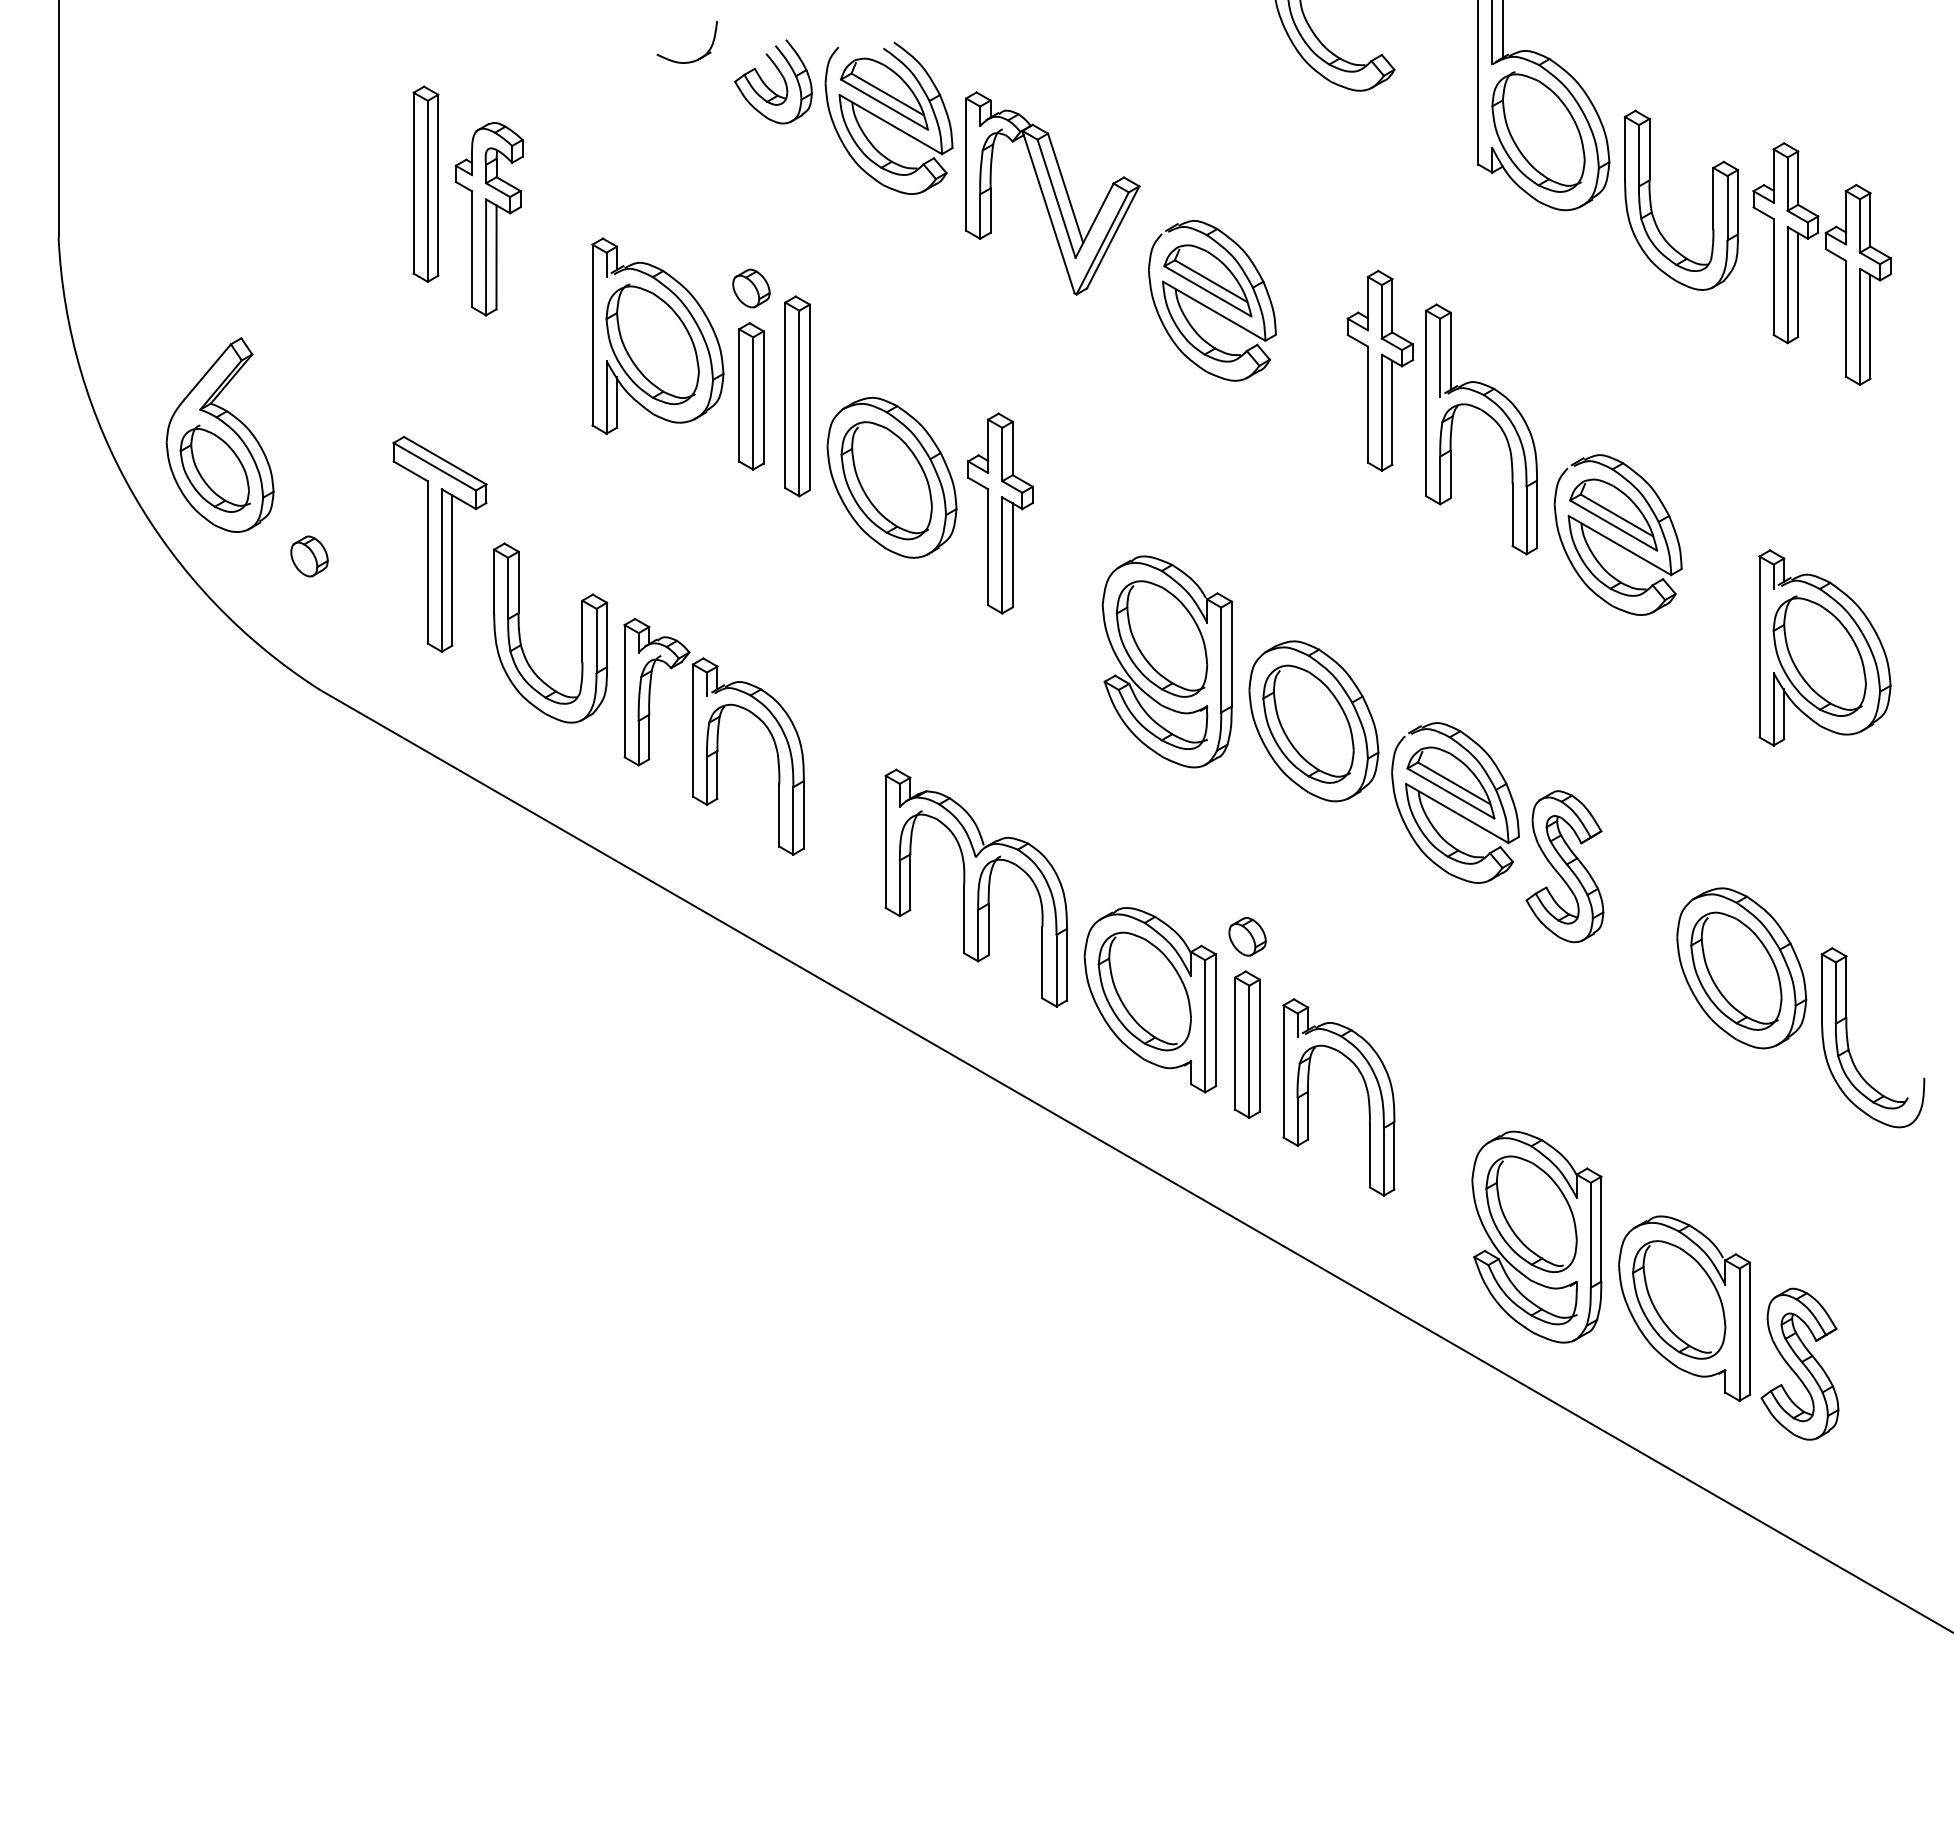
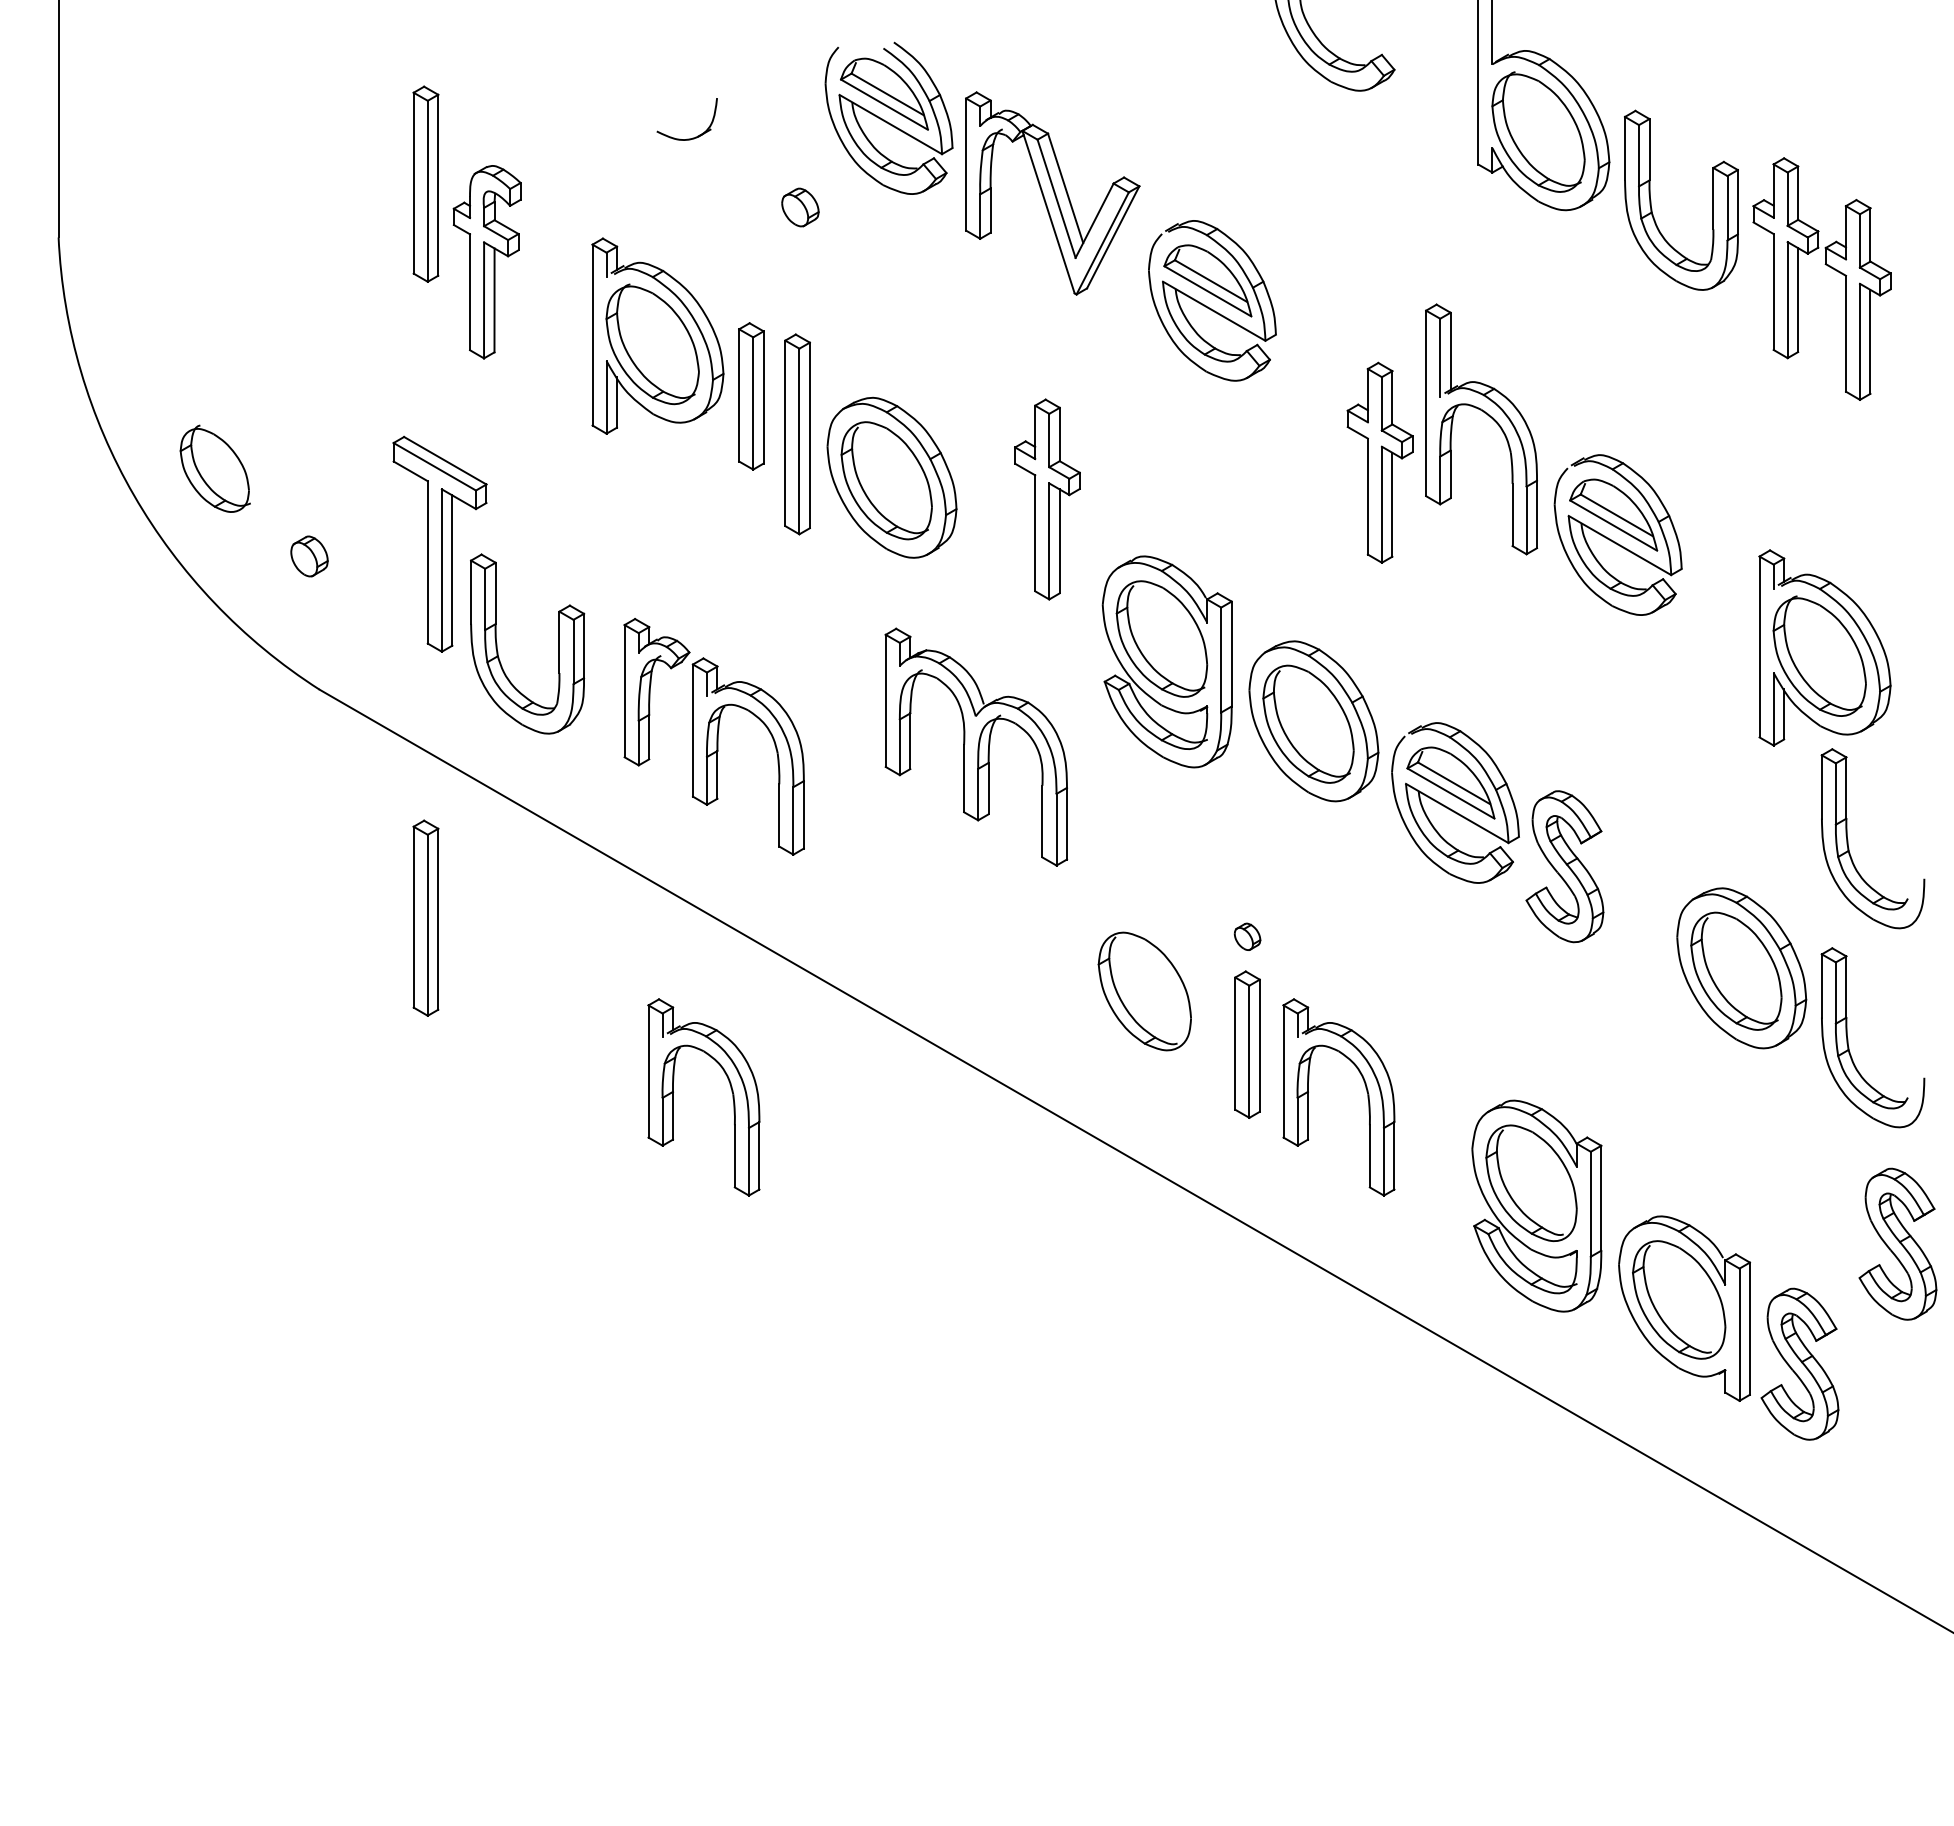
line: present -> none (1502, 29)
part position: (692, 60) -> (692, 137) (692, 137)
part: present -> none (768, 86)
part position: (488, 219) -> (486, 262) (486, 262)
part position: (1827, 251) -> (1827, 266) (1827, 266)
part position: (751, 288) -> (800, 207) (800, 207)
part position: (1379, 370) -> (1379, 462) (1379, 462)
part position: (797, 396) -> (797, 434) (797, 434)
part: present -> none (219, 434)
part position: (1000, 513) -> (1047, 499) (1047, 499)
part position: (520, 632) -> (497, 643) (497, 643)
part: none -> present (1848, 839)
part position: (976, 887) -> (976, 746) (976, 746)
part: none -> present (425, 917)
part size: 39x40 px -> 29x29 px (1247, 936)
part: present -> none (1149, 1000)
part: none -> present (731, 1092)
part position: (1536, 1236) -> (1536, 1205) (1536, 1205)
part: none -> present (1897, 1243)
